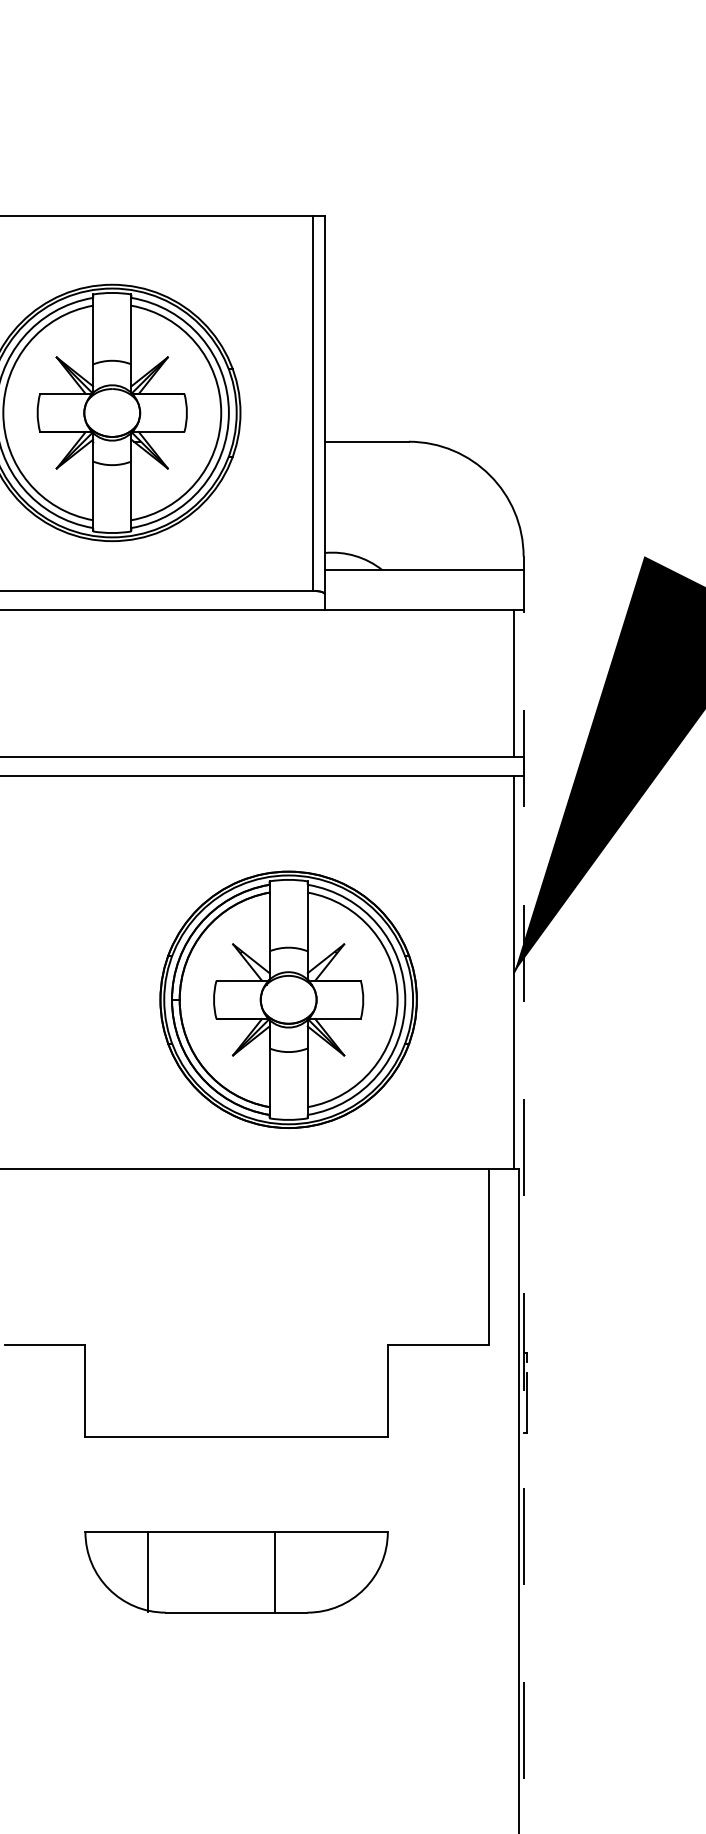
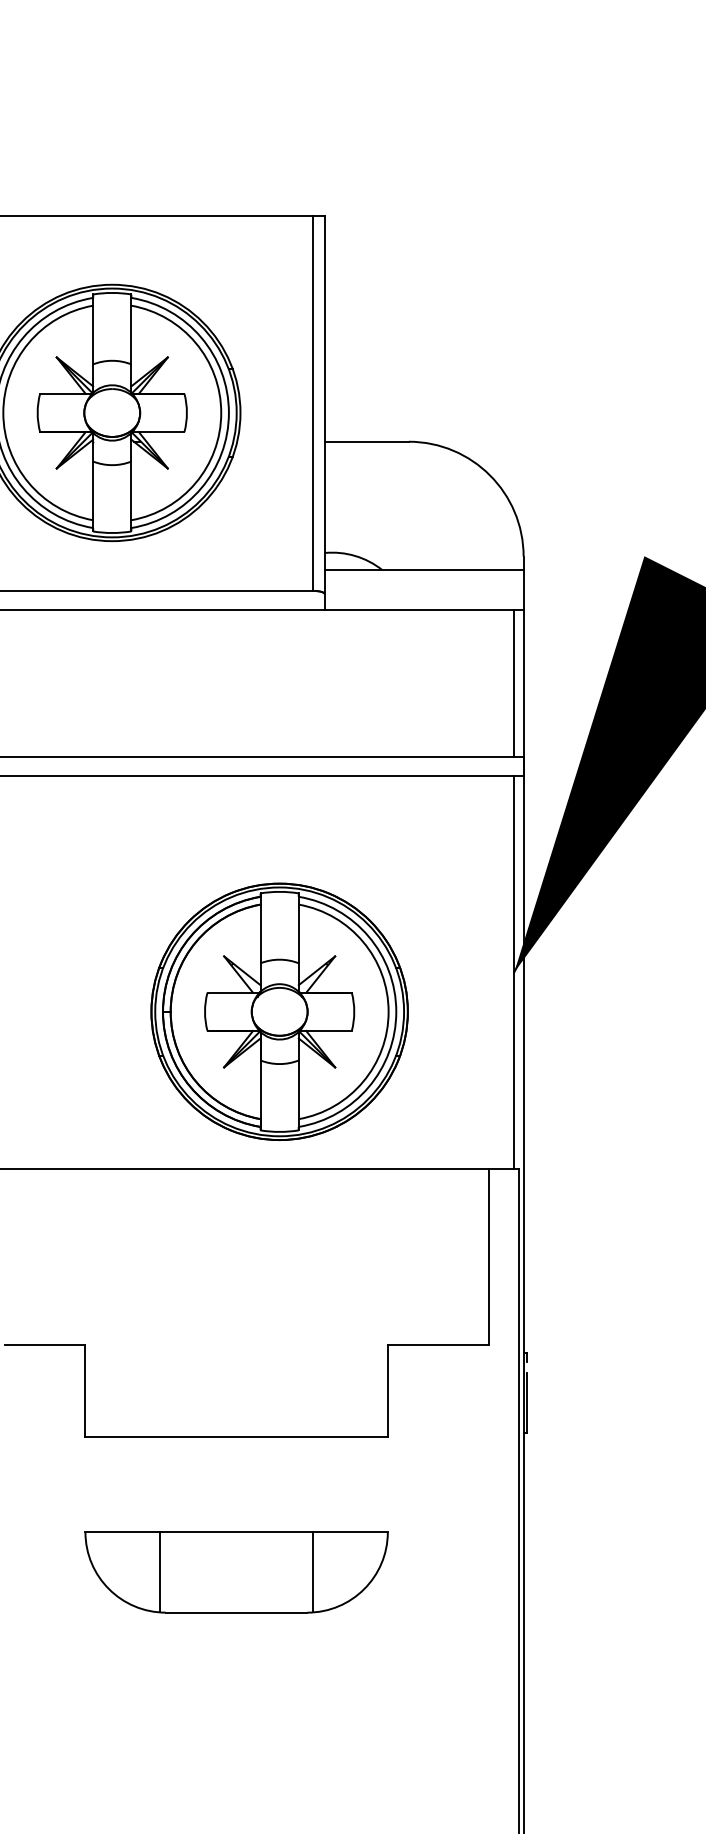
part position: (288, 999) -> (279, 1011) (279, 1011)
line: dashed -> solid (523, 1221)
line position: (148, 1572) -> (160, 1572) (160, 1572)
line position: (275, 1572) -> (313, 1572) (313, 1572)
